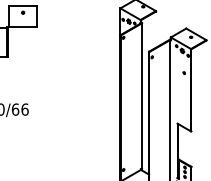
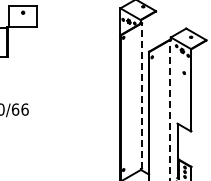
line: solid -> dashed (141, 95)
line: solid -> dashed (170, 109)
